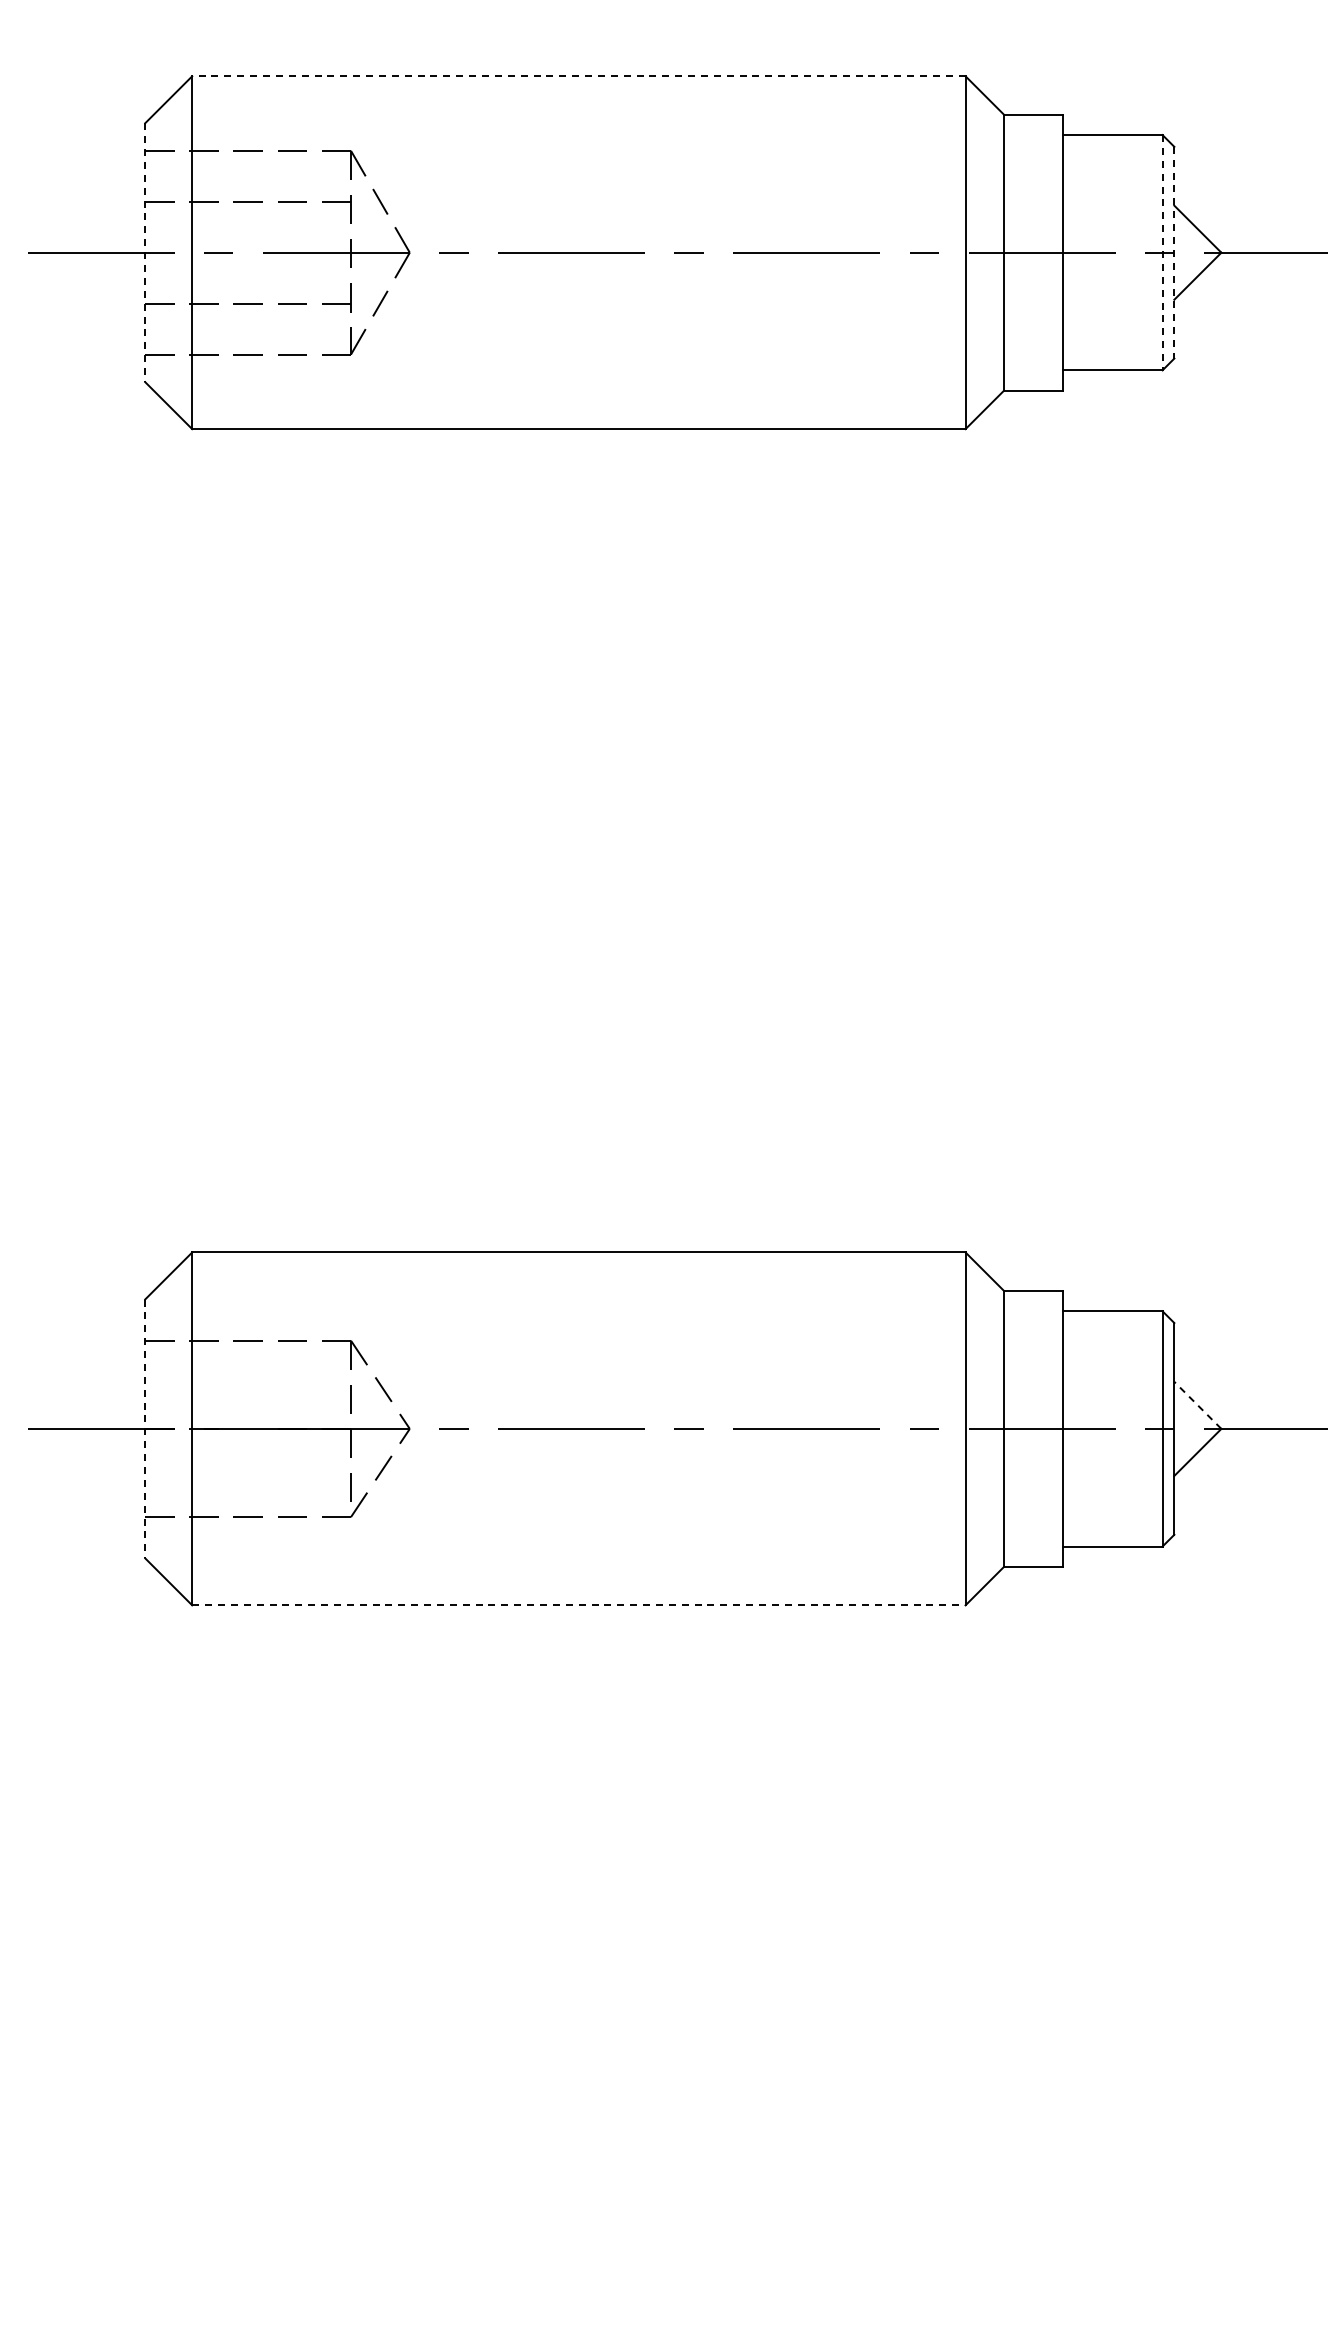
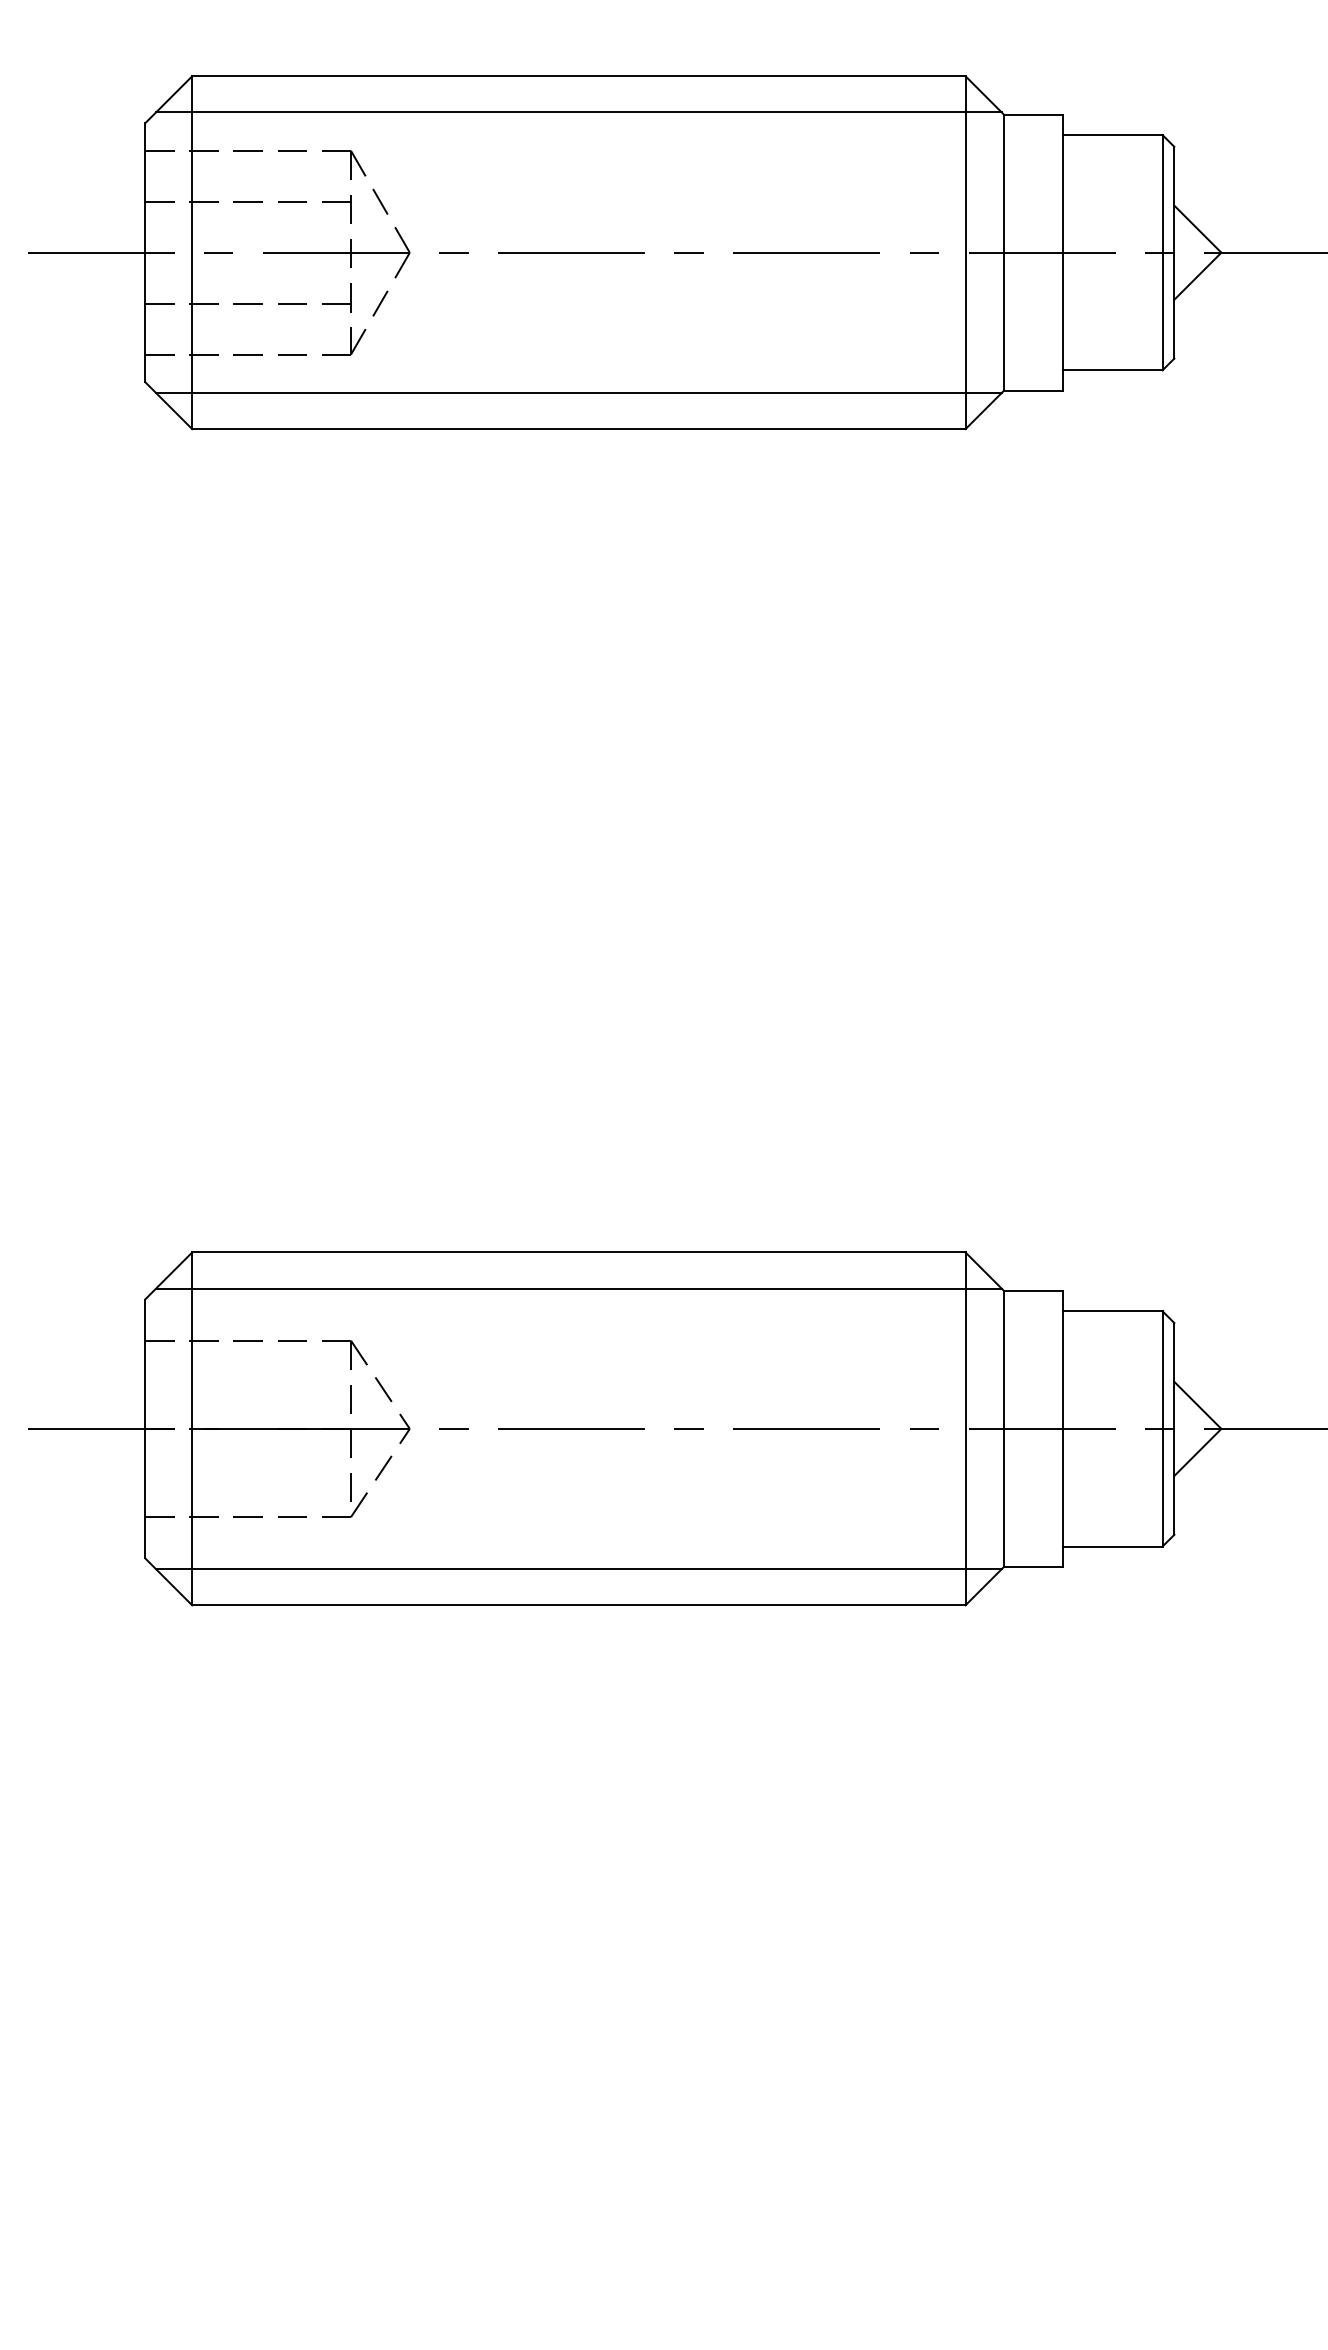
line: dashed -> solid (578, 76)
line: none -> present (578, 112)
line: dashed -> solid (1162, 252)
line: dashed -> solid (1174, 252)
line: dashed -> solid (145, 253)
line: none -> present (578, 393)
line: none -> present (578, 1288)
line: dashed -> solid (1197, 1405)
line: dashed -> solid (145, 1429)
line: none -> present (578, 1569)
line: dashed -> solid (578, 1605)
